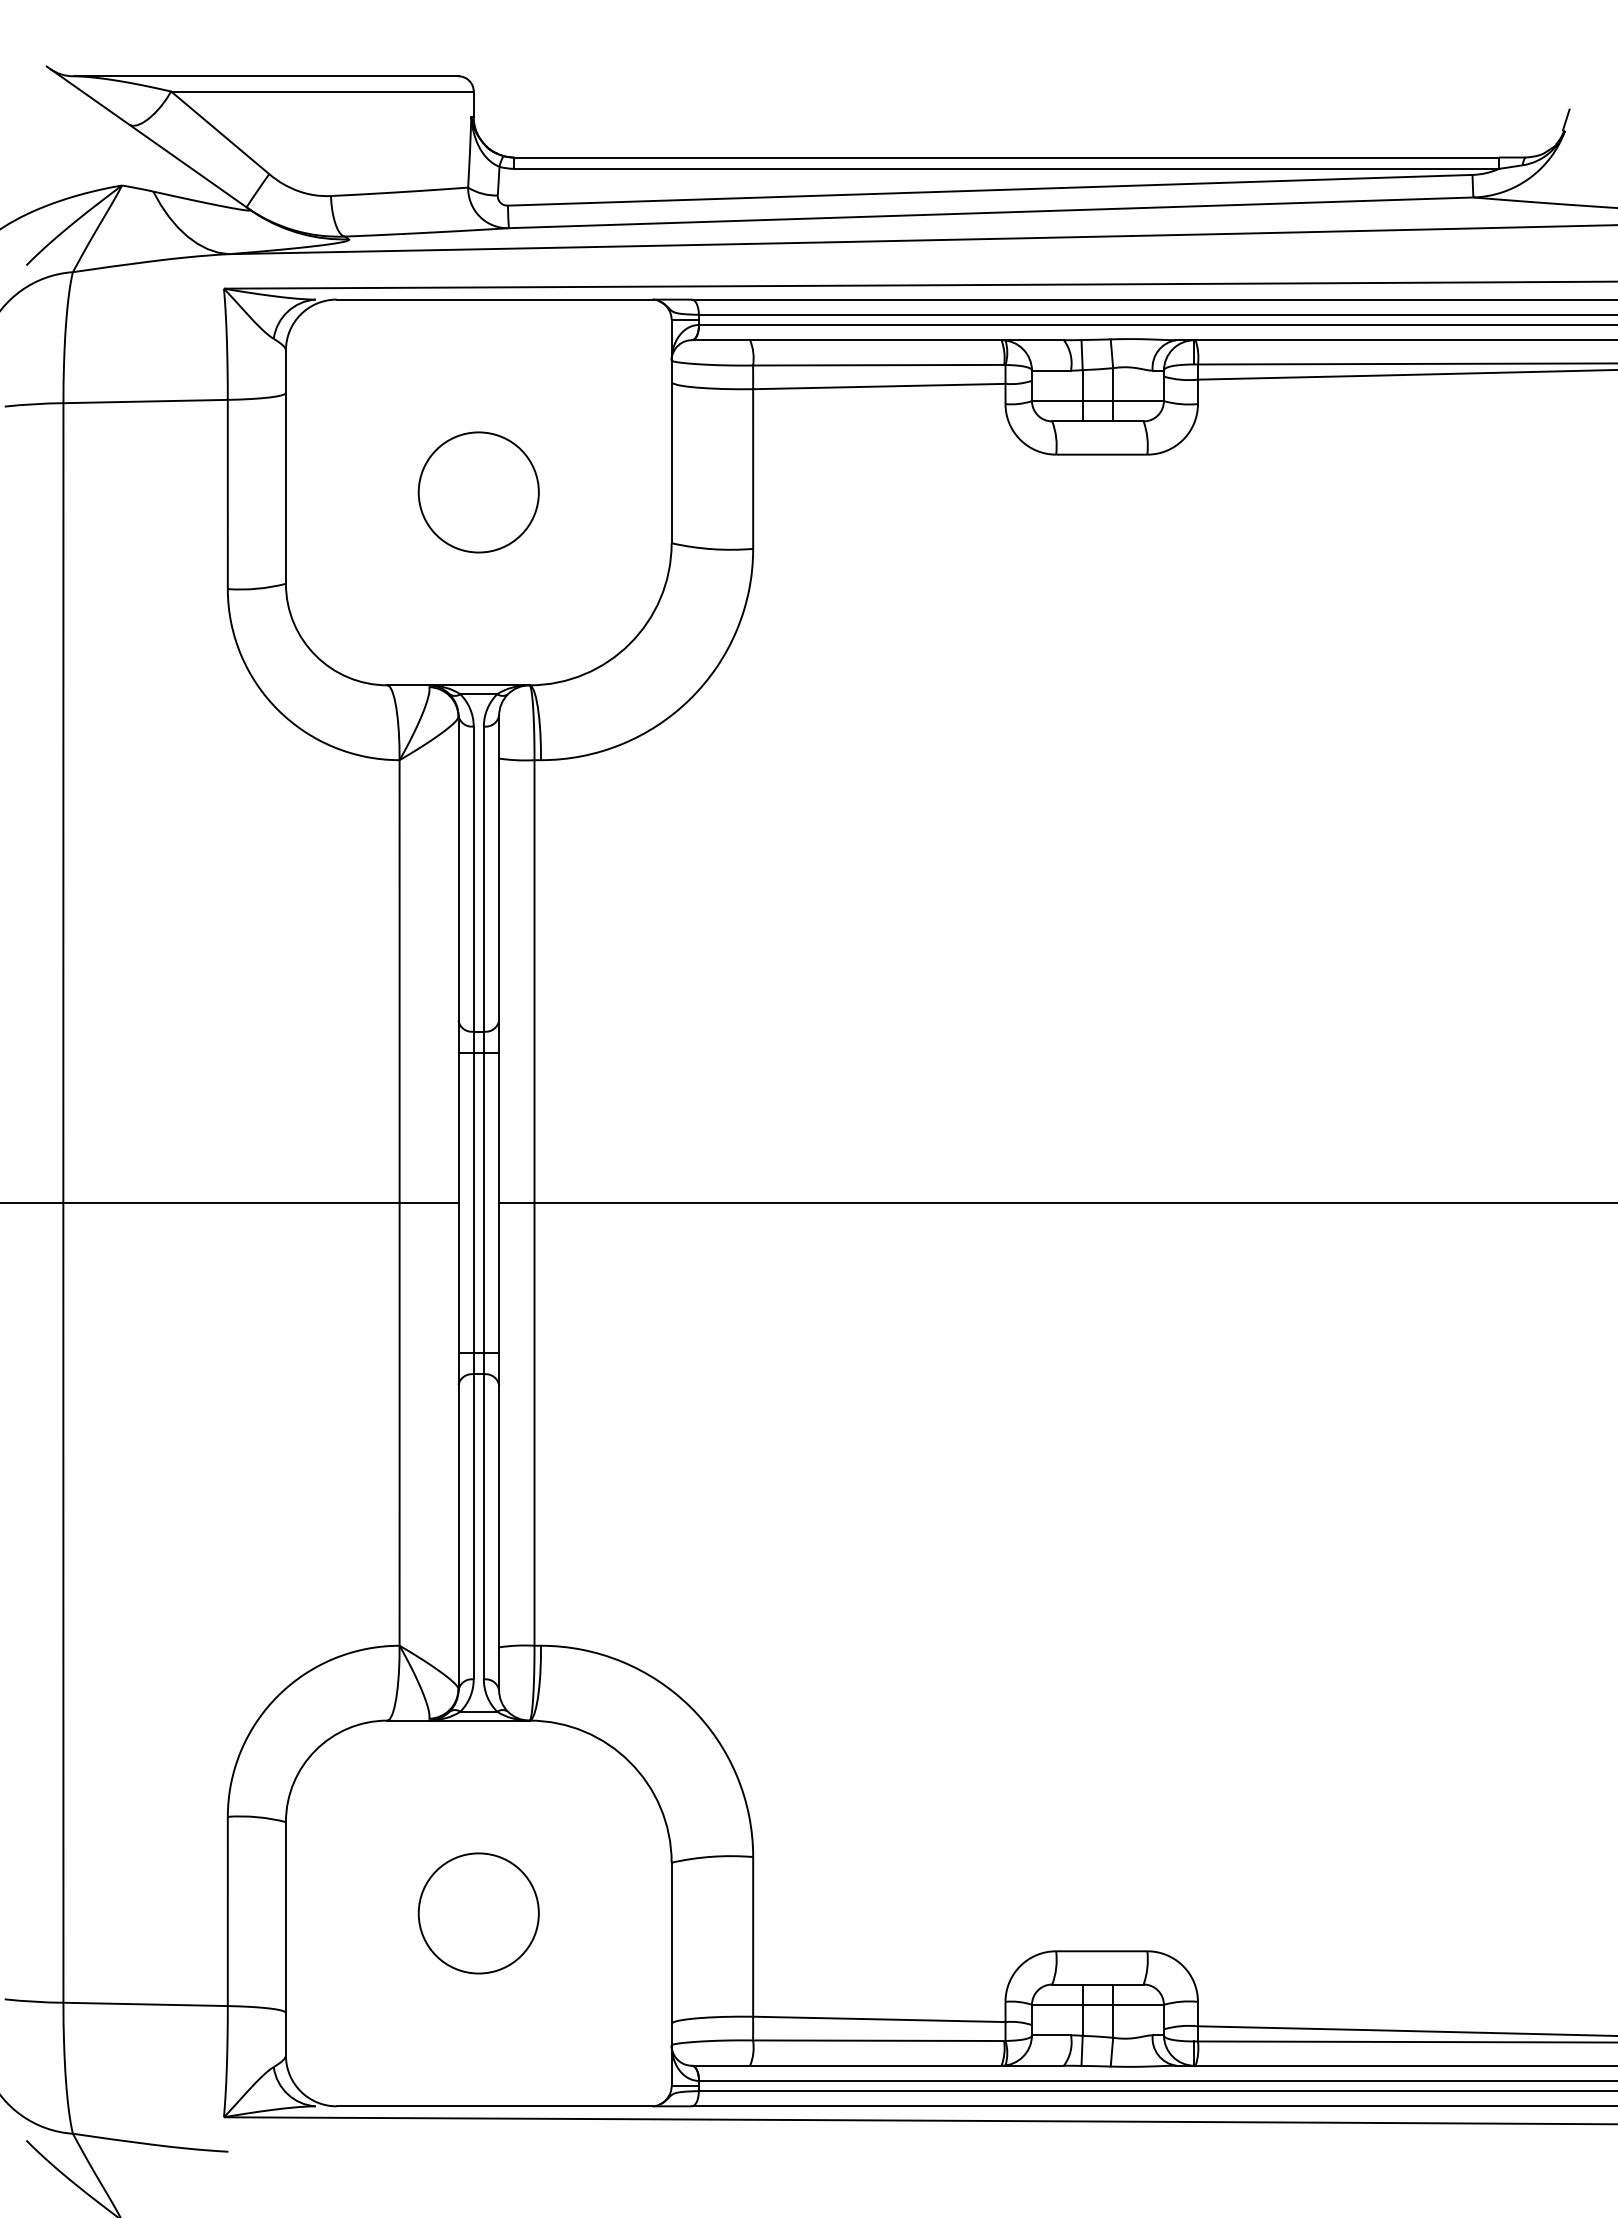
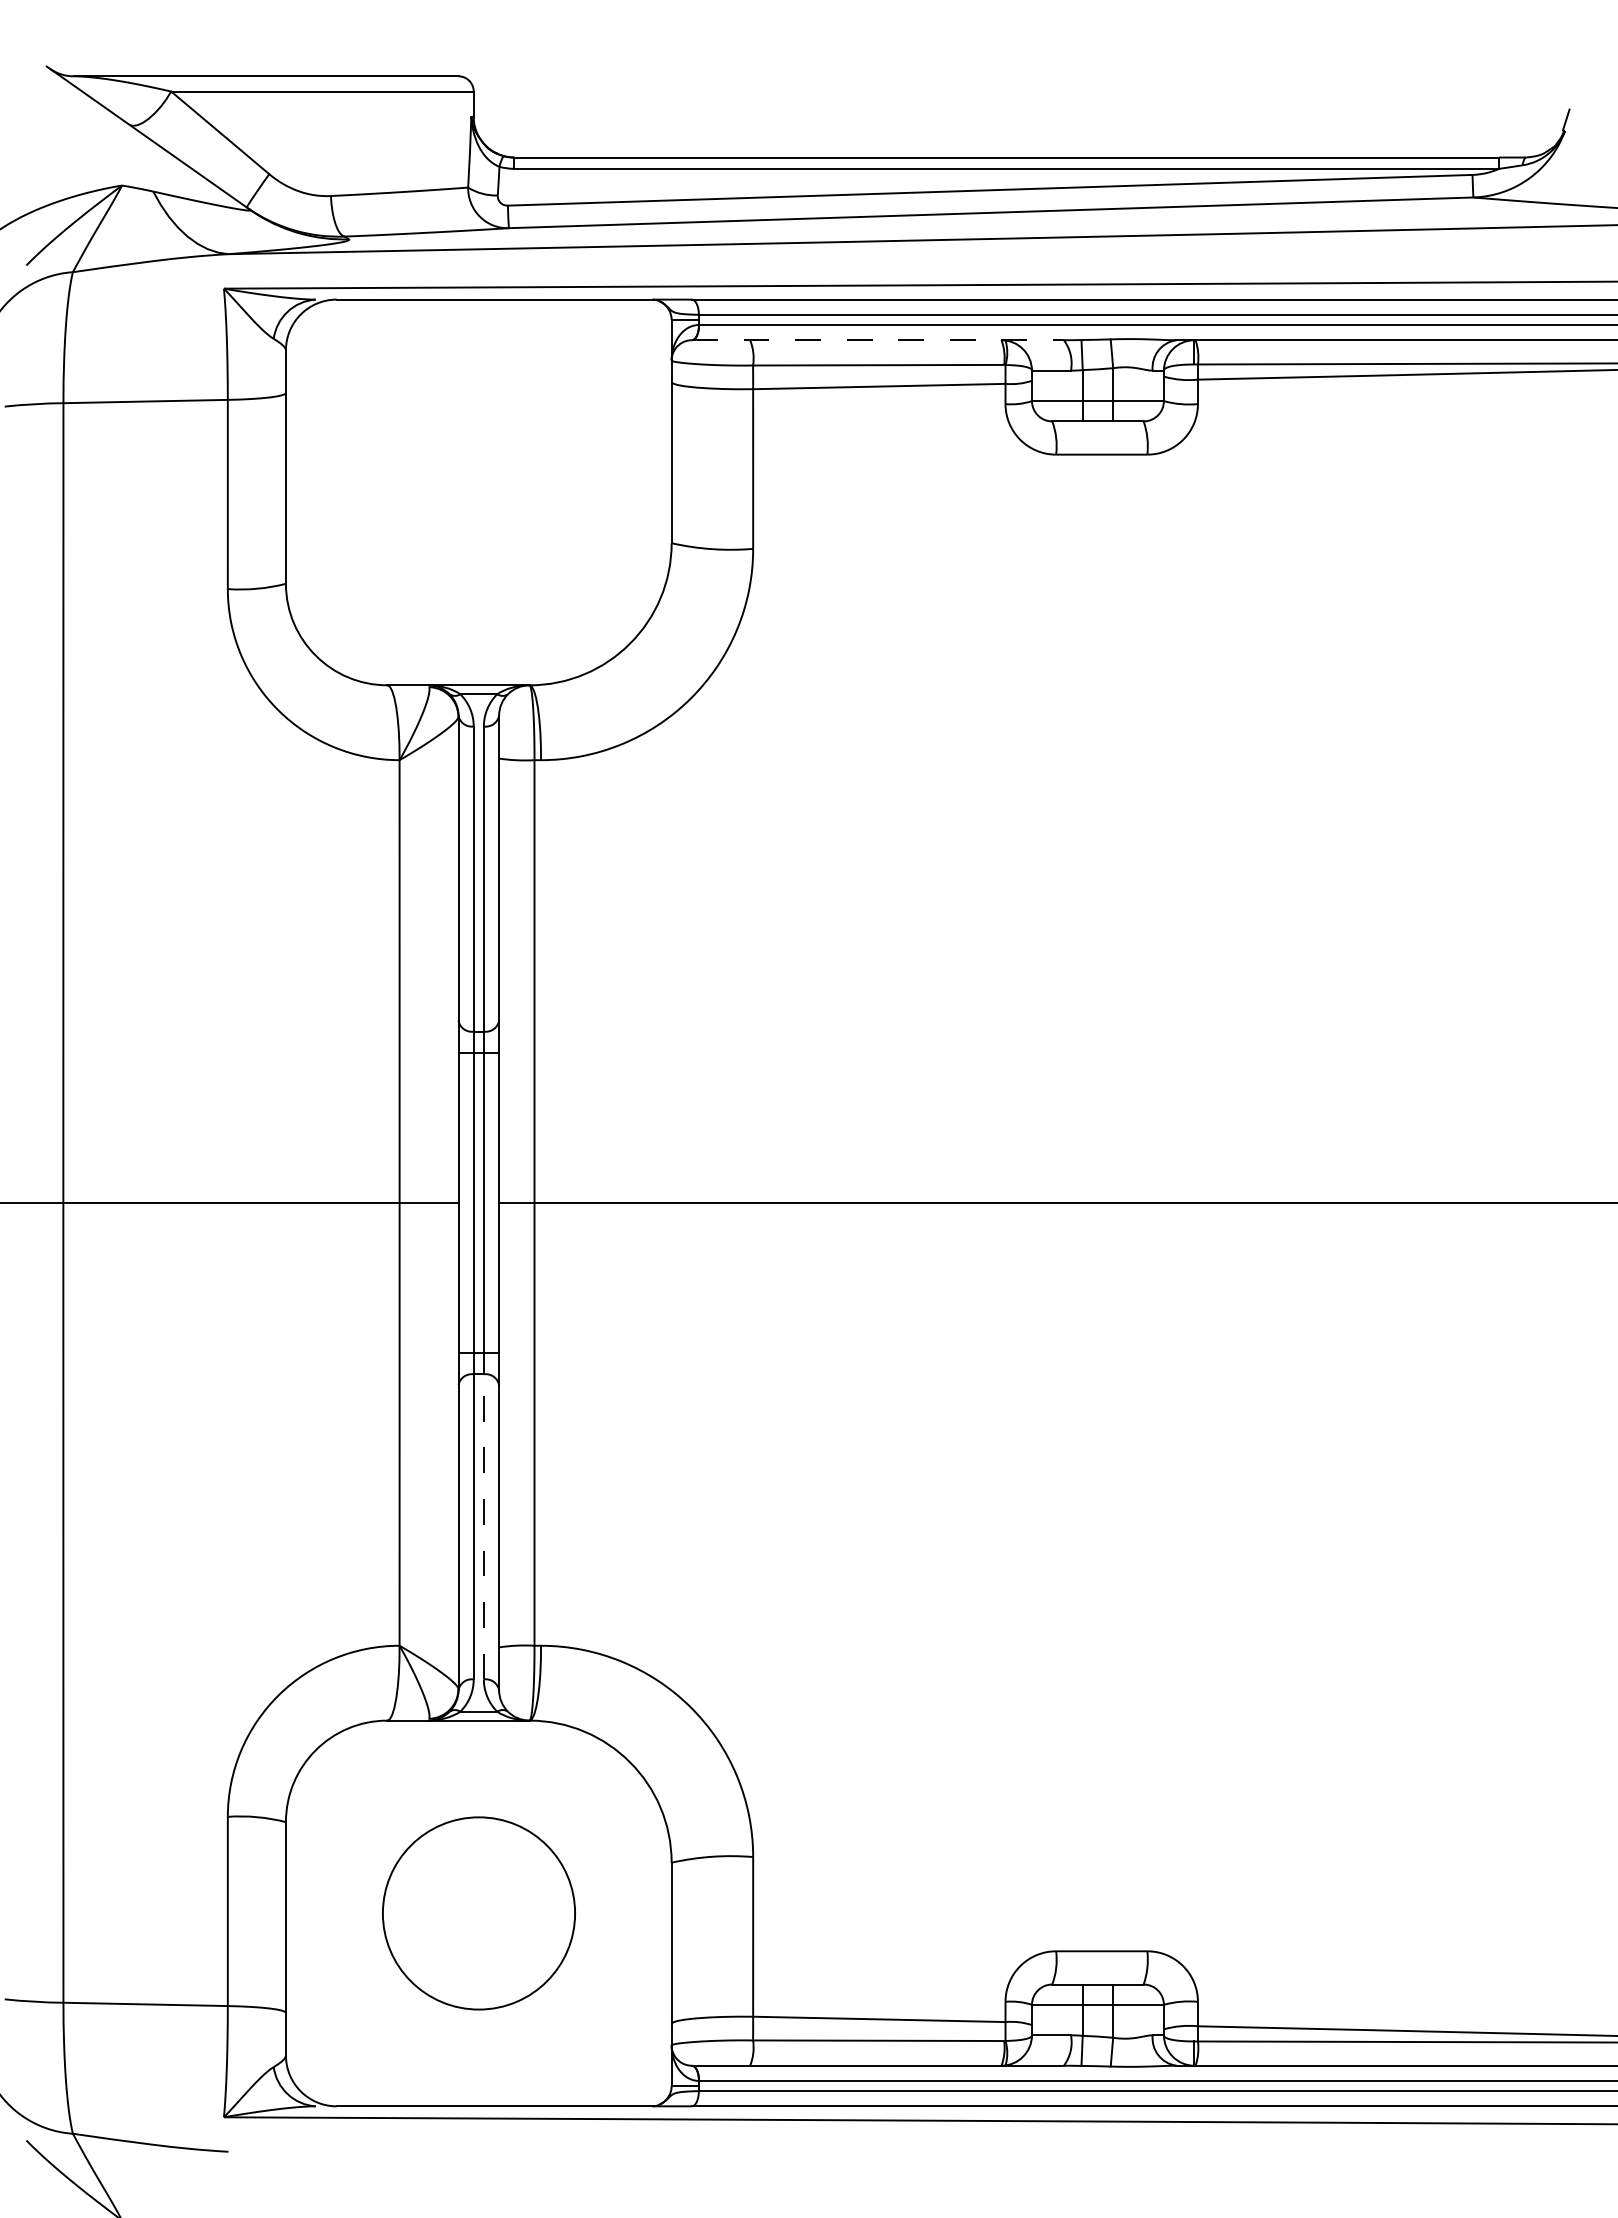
line: solid -> dashed (877, 340)
circle: present -> none (478, 492)
line: solid -> dashed (483, 1526)
circle size: 123x123 px -> 194x195 px (478, 1913)
